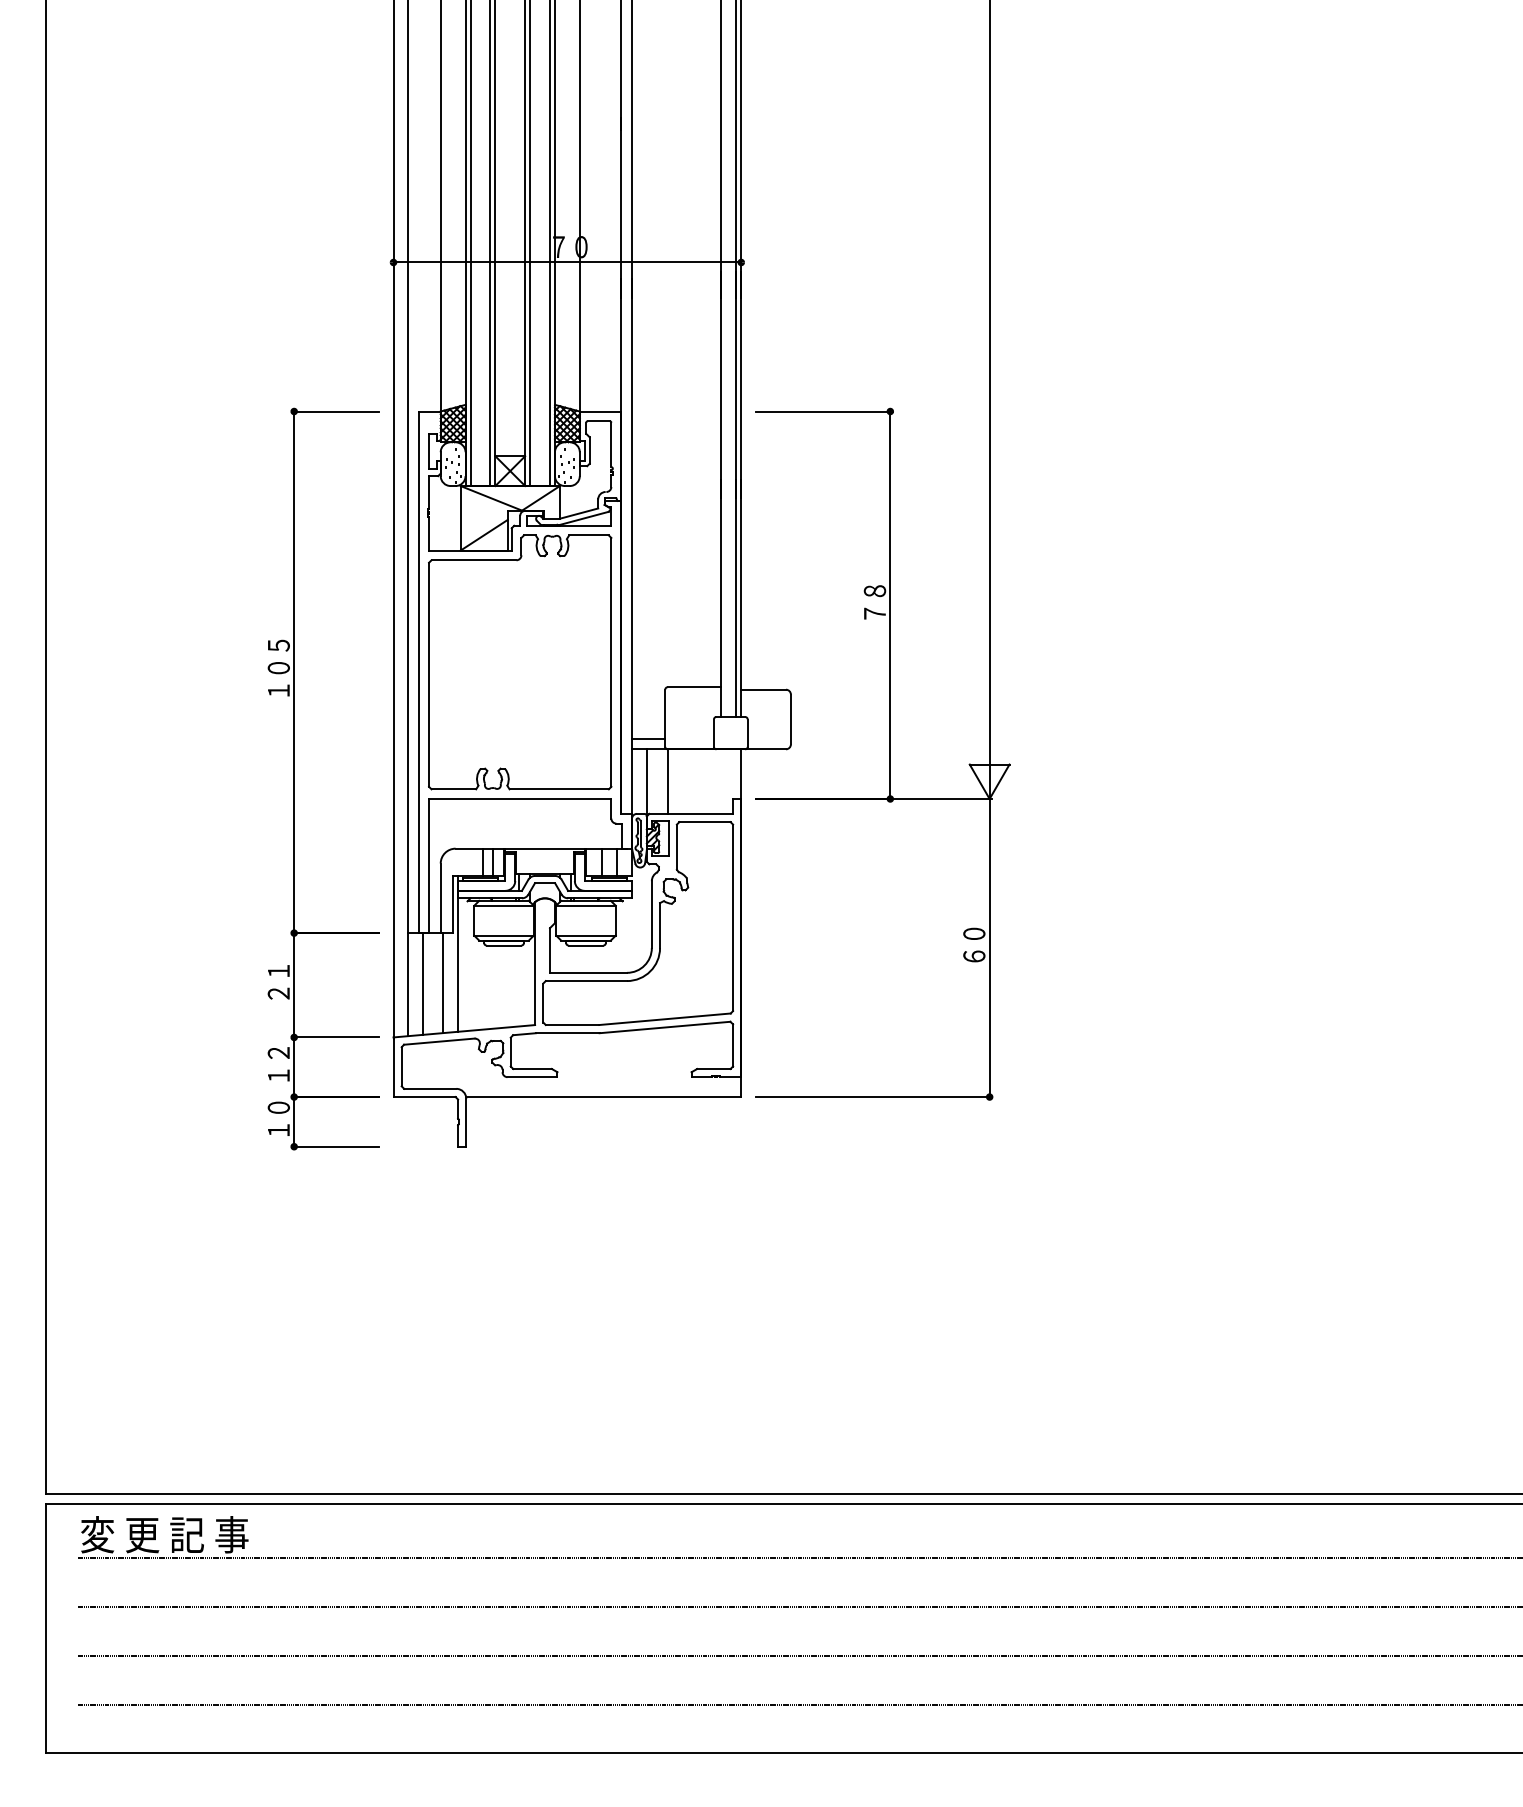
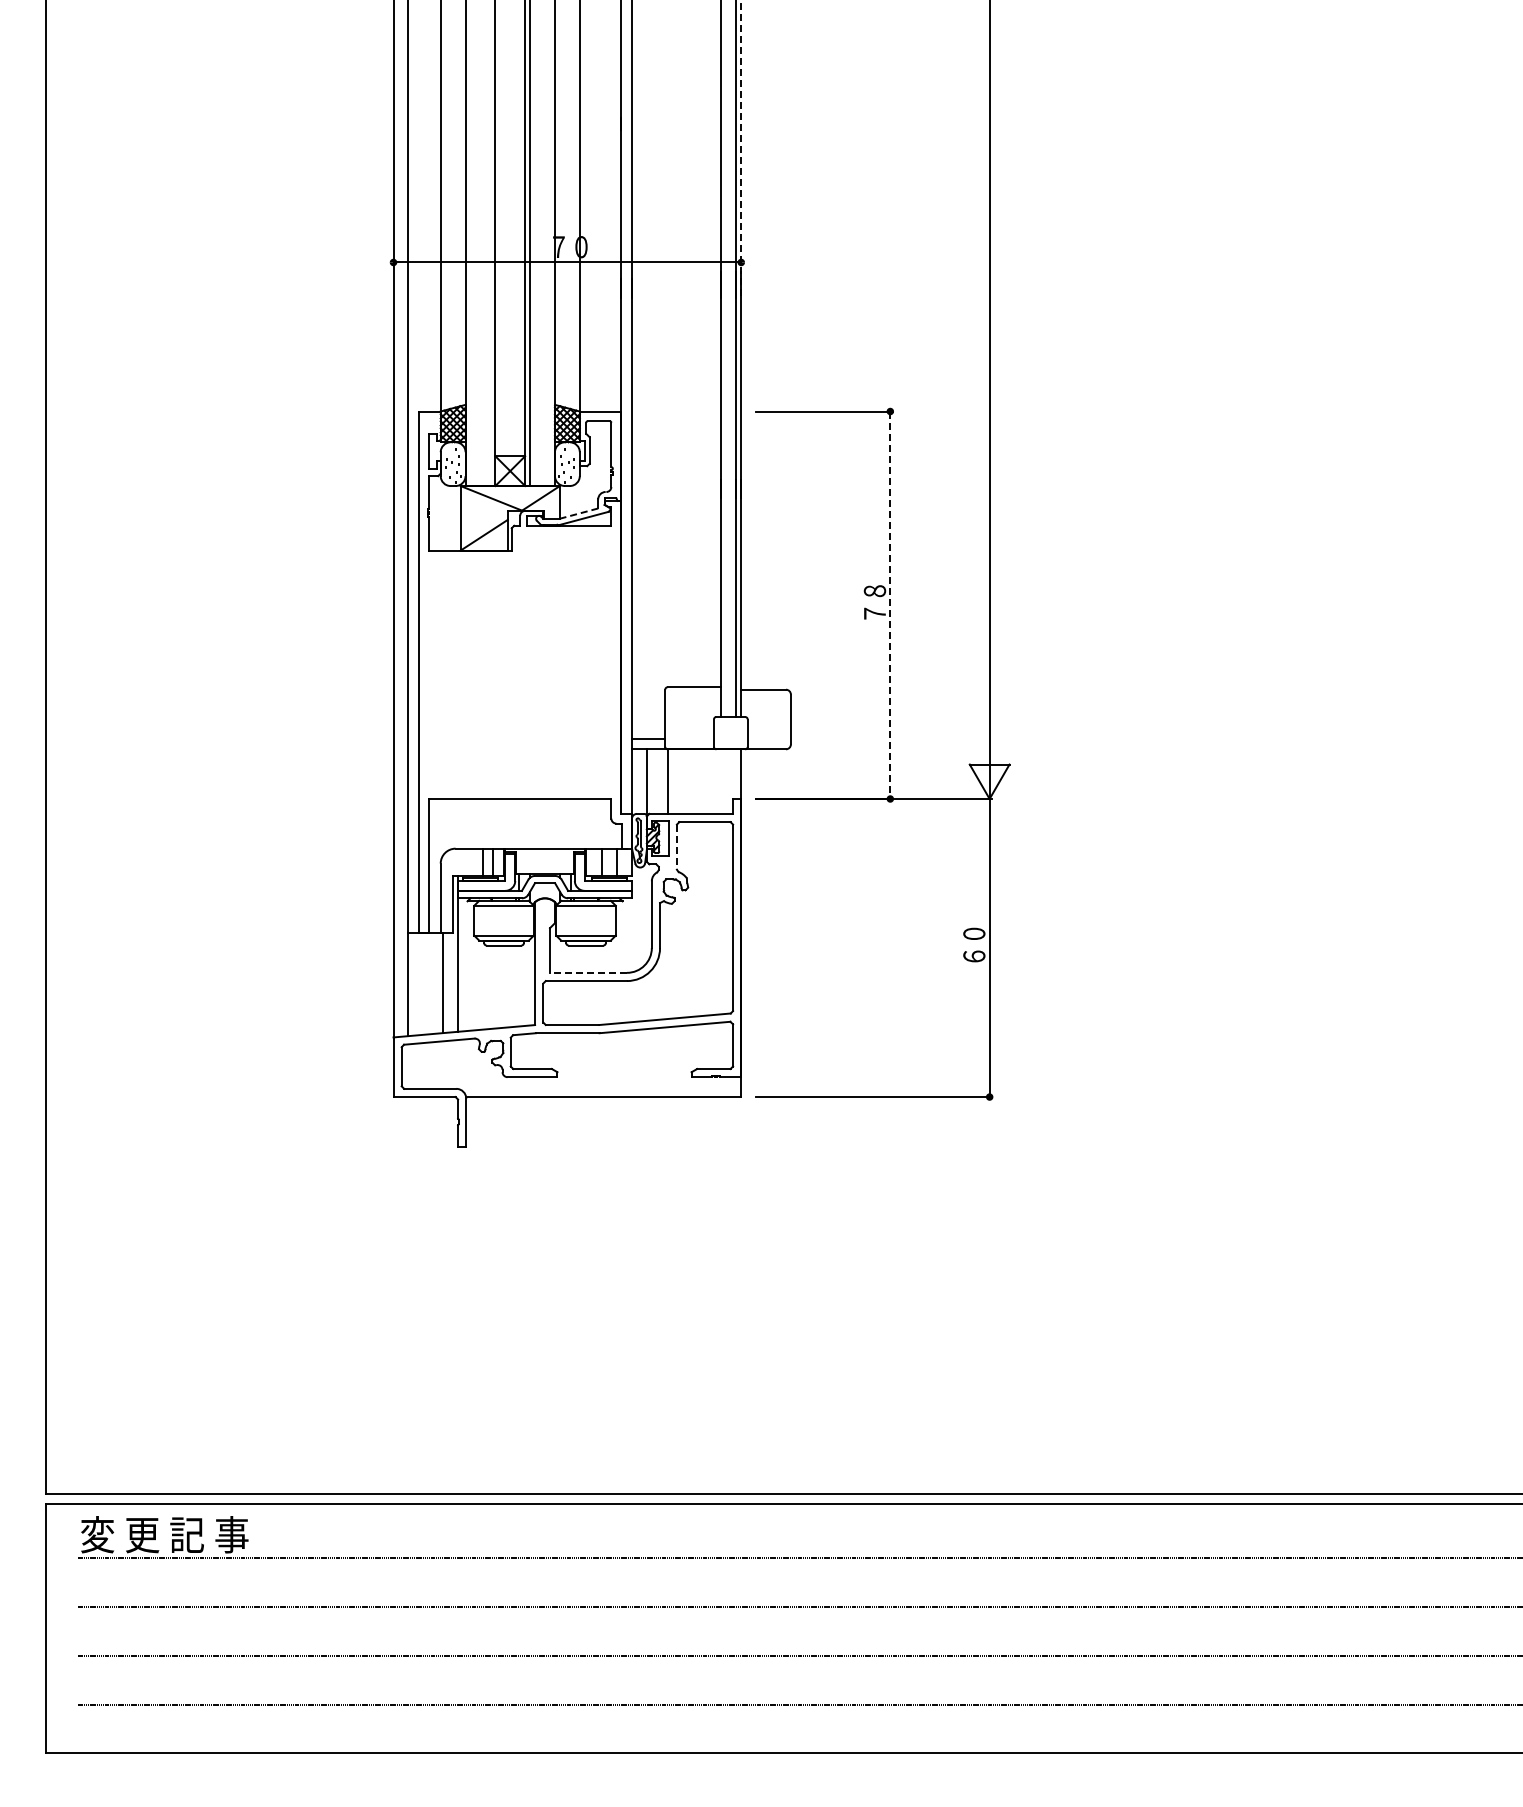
line: solid -> dashed (741, 149)
line: present -> none (470, 244)
line: present -> none (490, 244)
line: present -> none (550, 244)
line: solid -> dashed (578, 513)
line: solid -> dashed (890, 605)
part: present -> none (520, 662)
part: present -> none (294, 778)
line: solid -> dashed (676, 847)
line: solid -> dashed (588, 972)
line: present -> none (423, 983)
